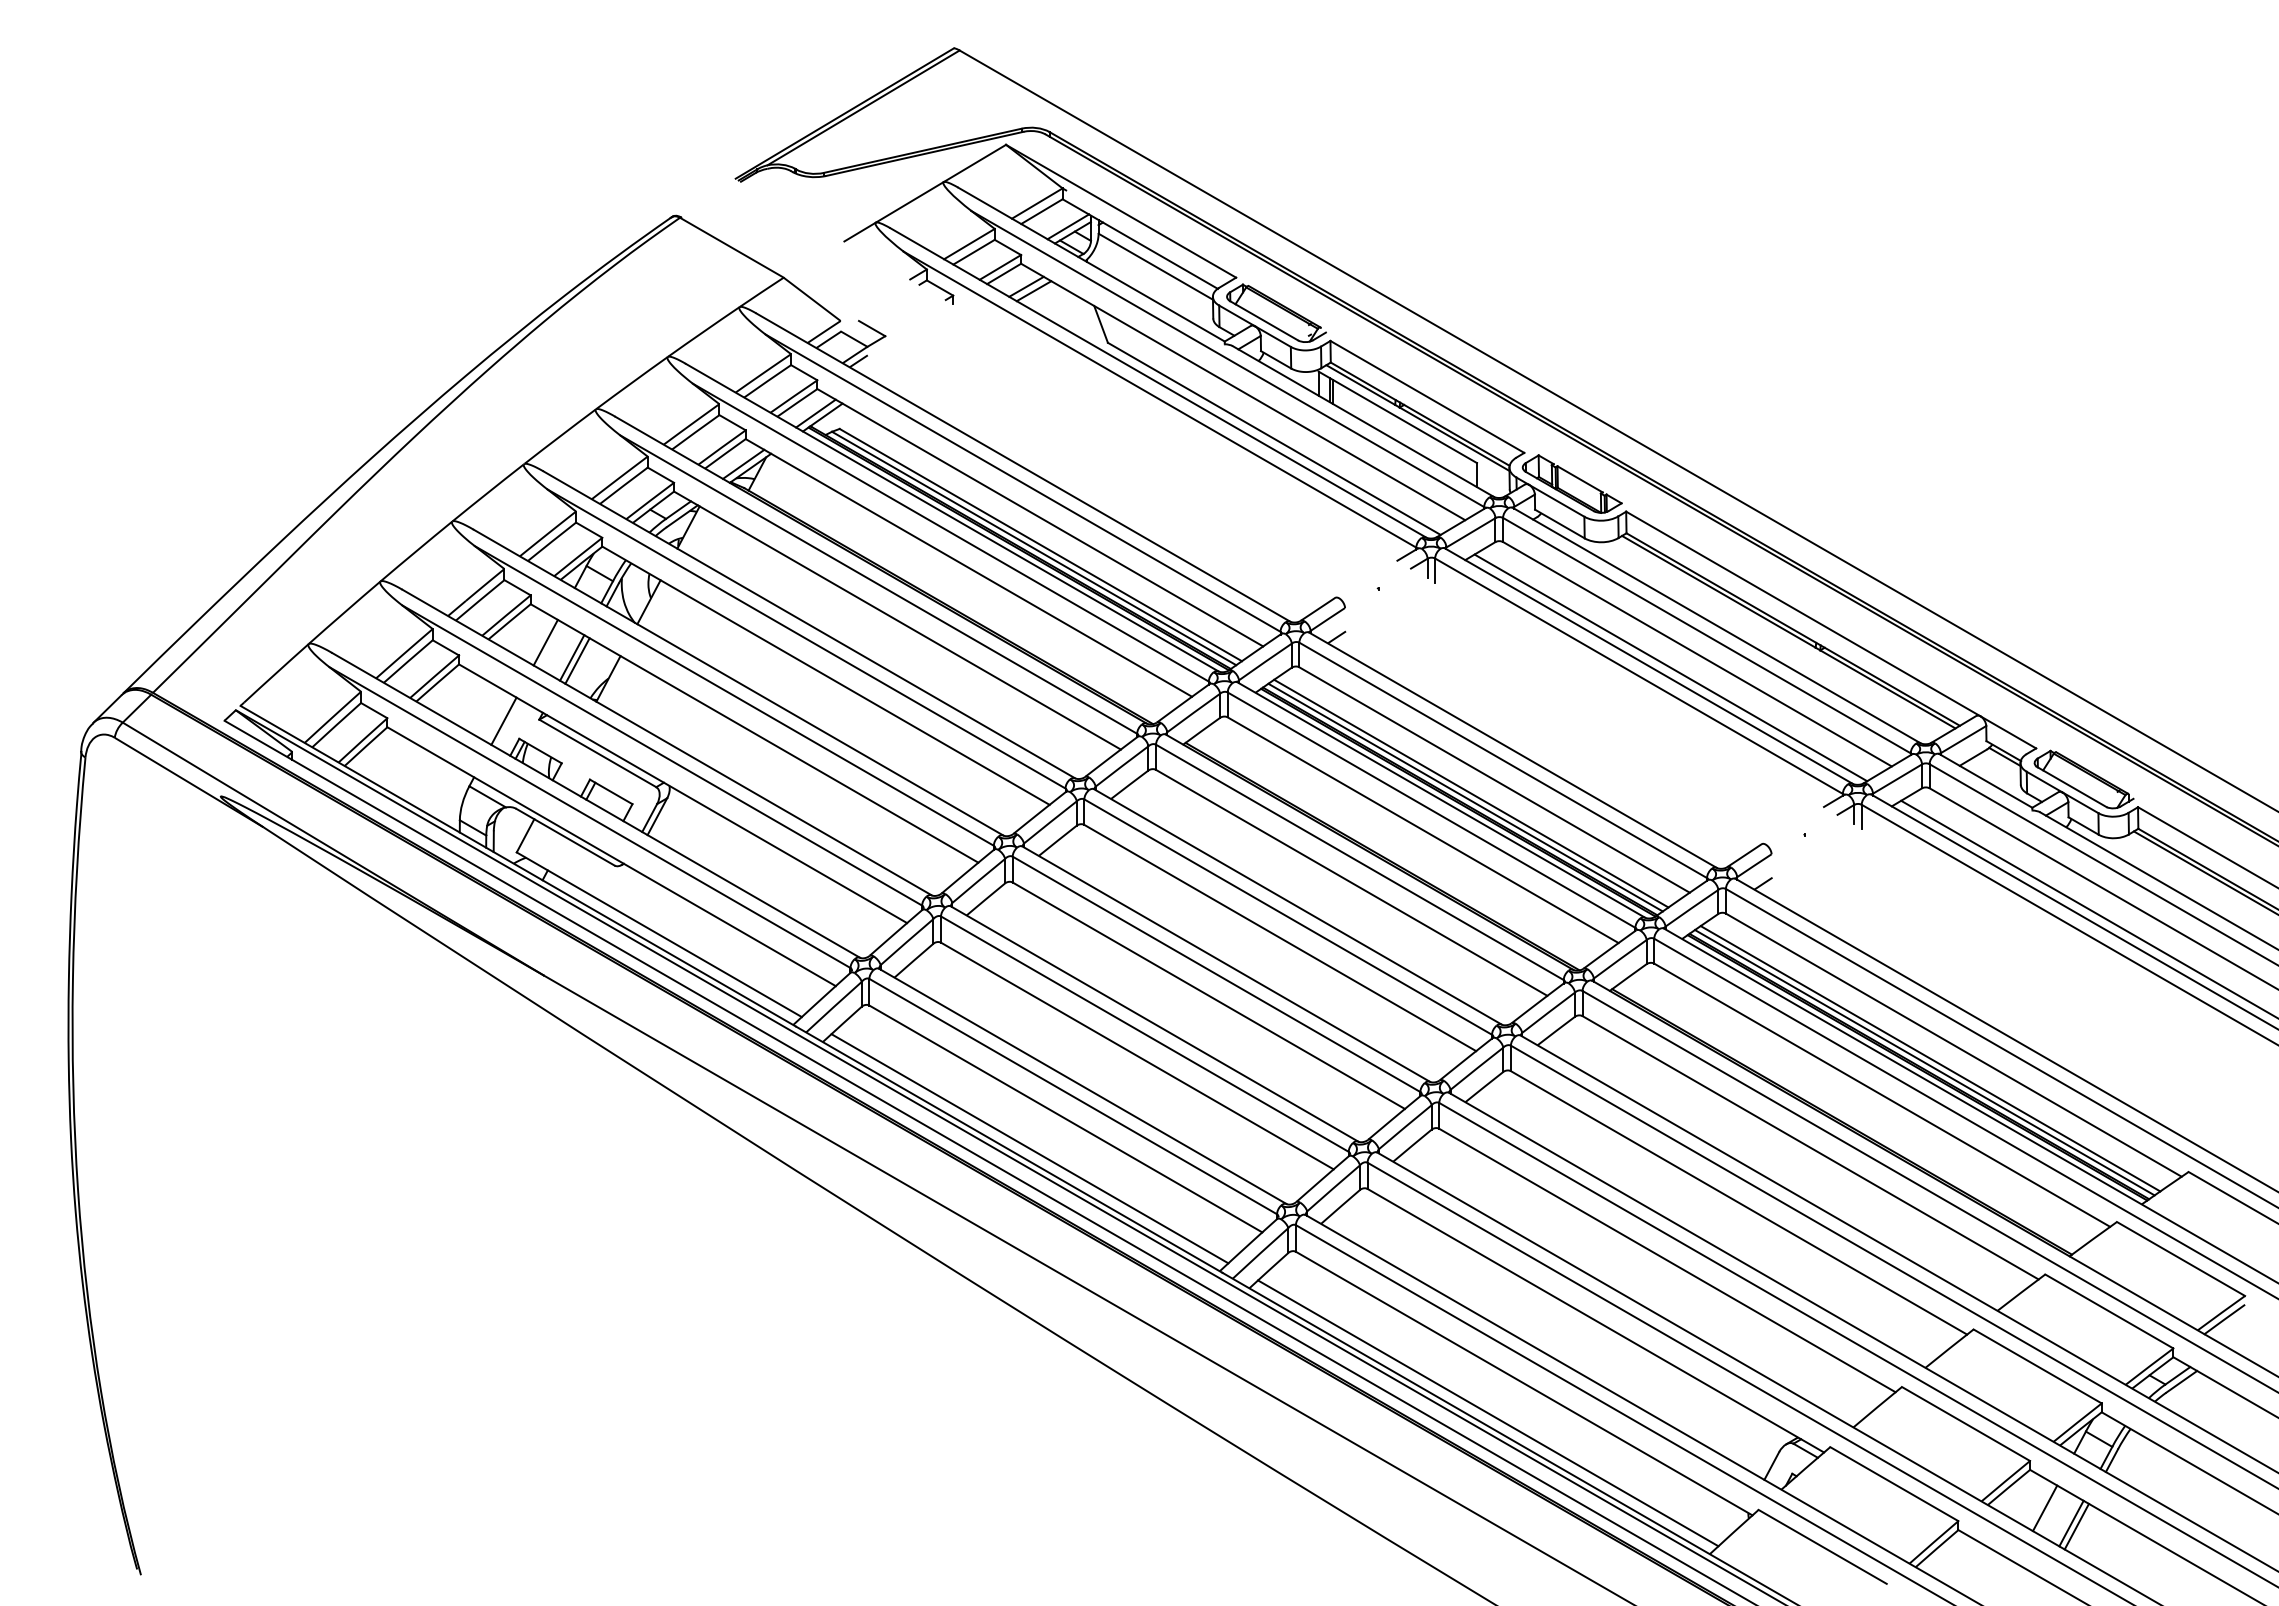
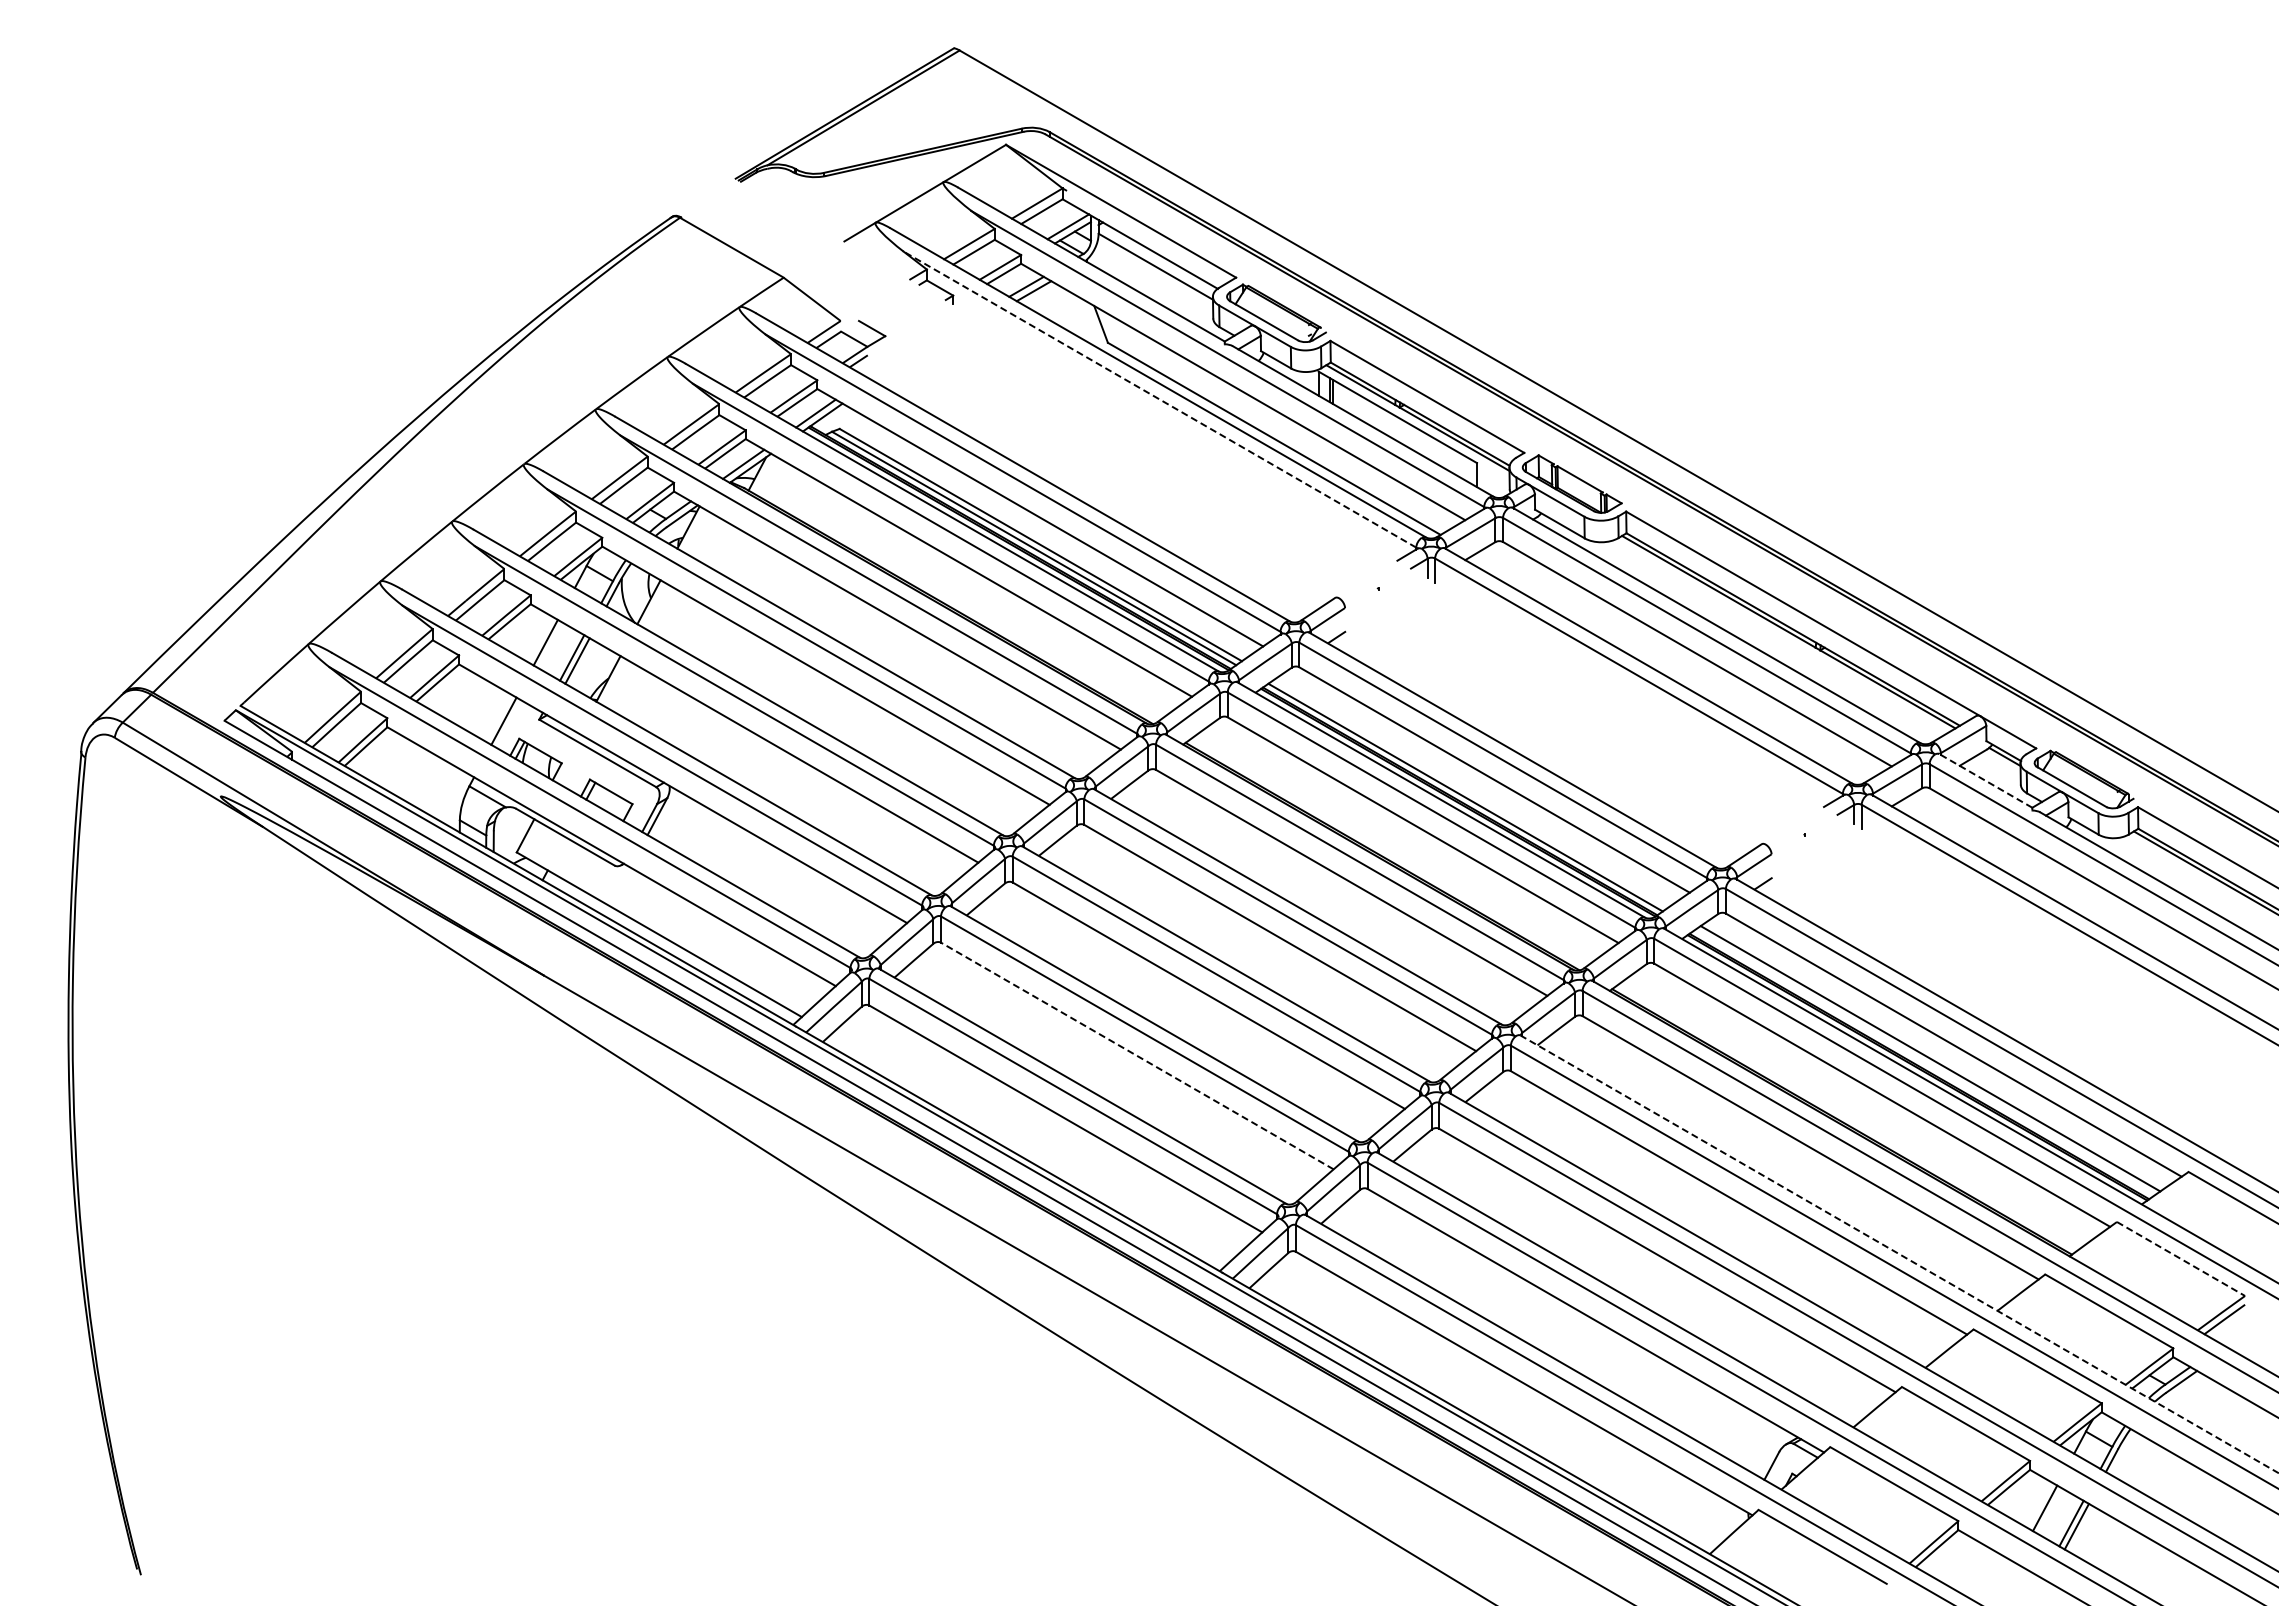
line: solid -> dashed (1159, 399)
line: present -> none (1670, 667)
line: solid -> dashed (1985, 780)
line: present -> none (1471, 793)
line: present -> none (2088, 908)
line: solid -> dashed (1137, 1056)
line: present -> none (1924, 1062)
line: present -> none (1029, 1148)
line: solid -> dashed (1899, 1254)
line: solid -> dashed (2181, 1259)
line: present -> none (1488, 1413)
